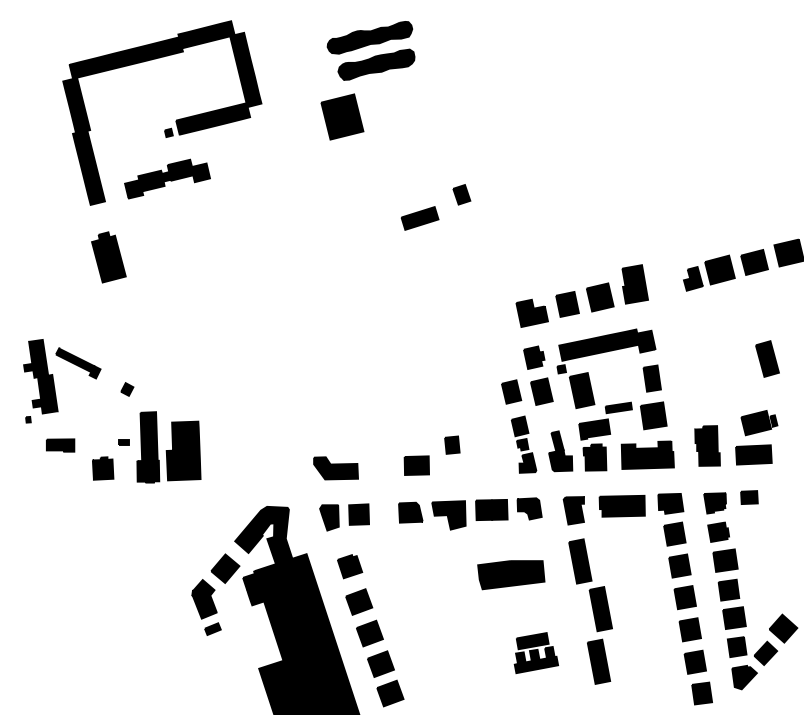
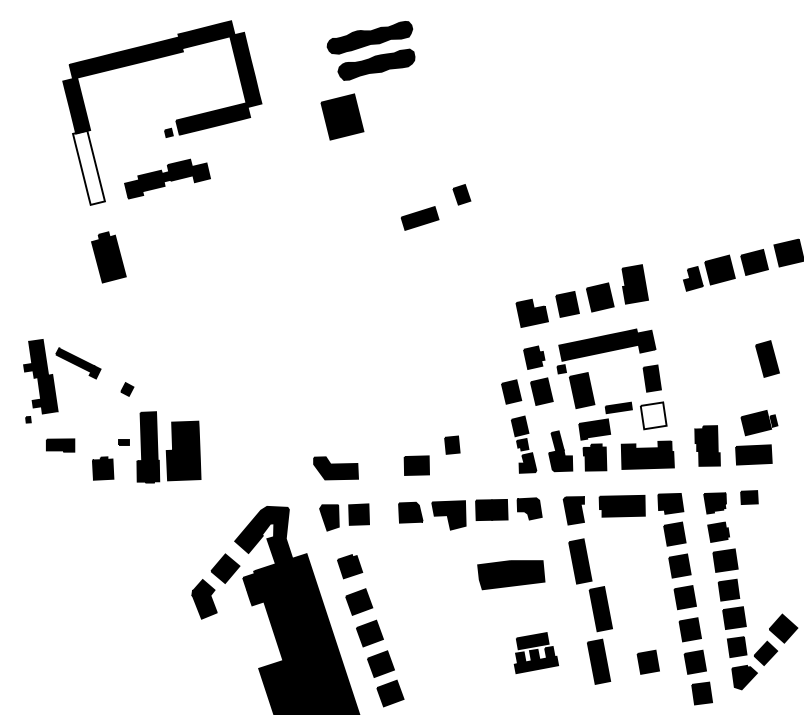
fill: present -> none (88, 167)
fill: present -> none (653, 415)
part: present -> none (212, 628)
part: none -> present (647, 661)
